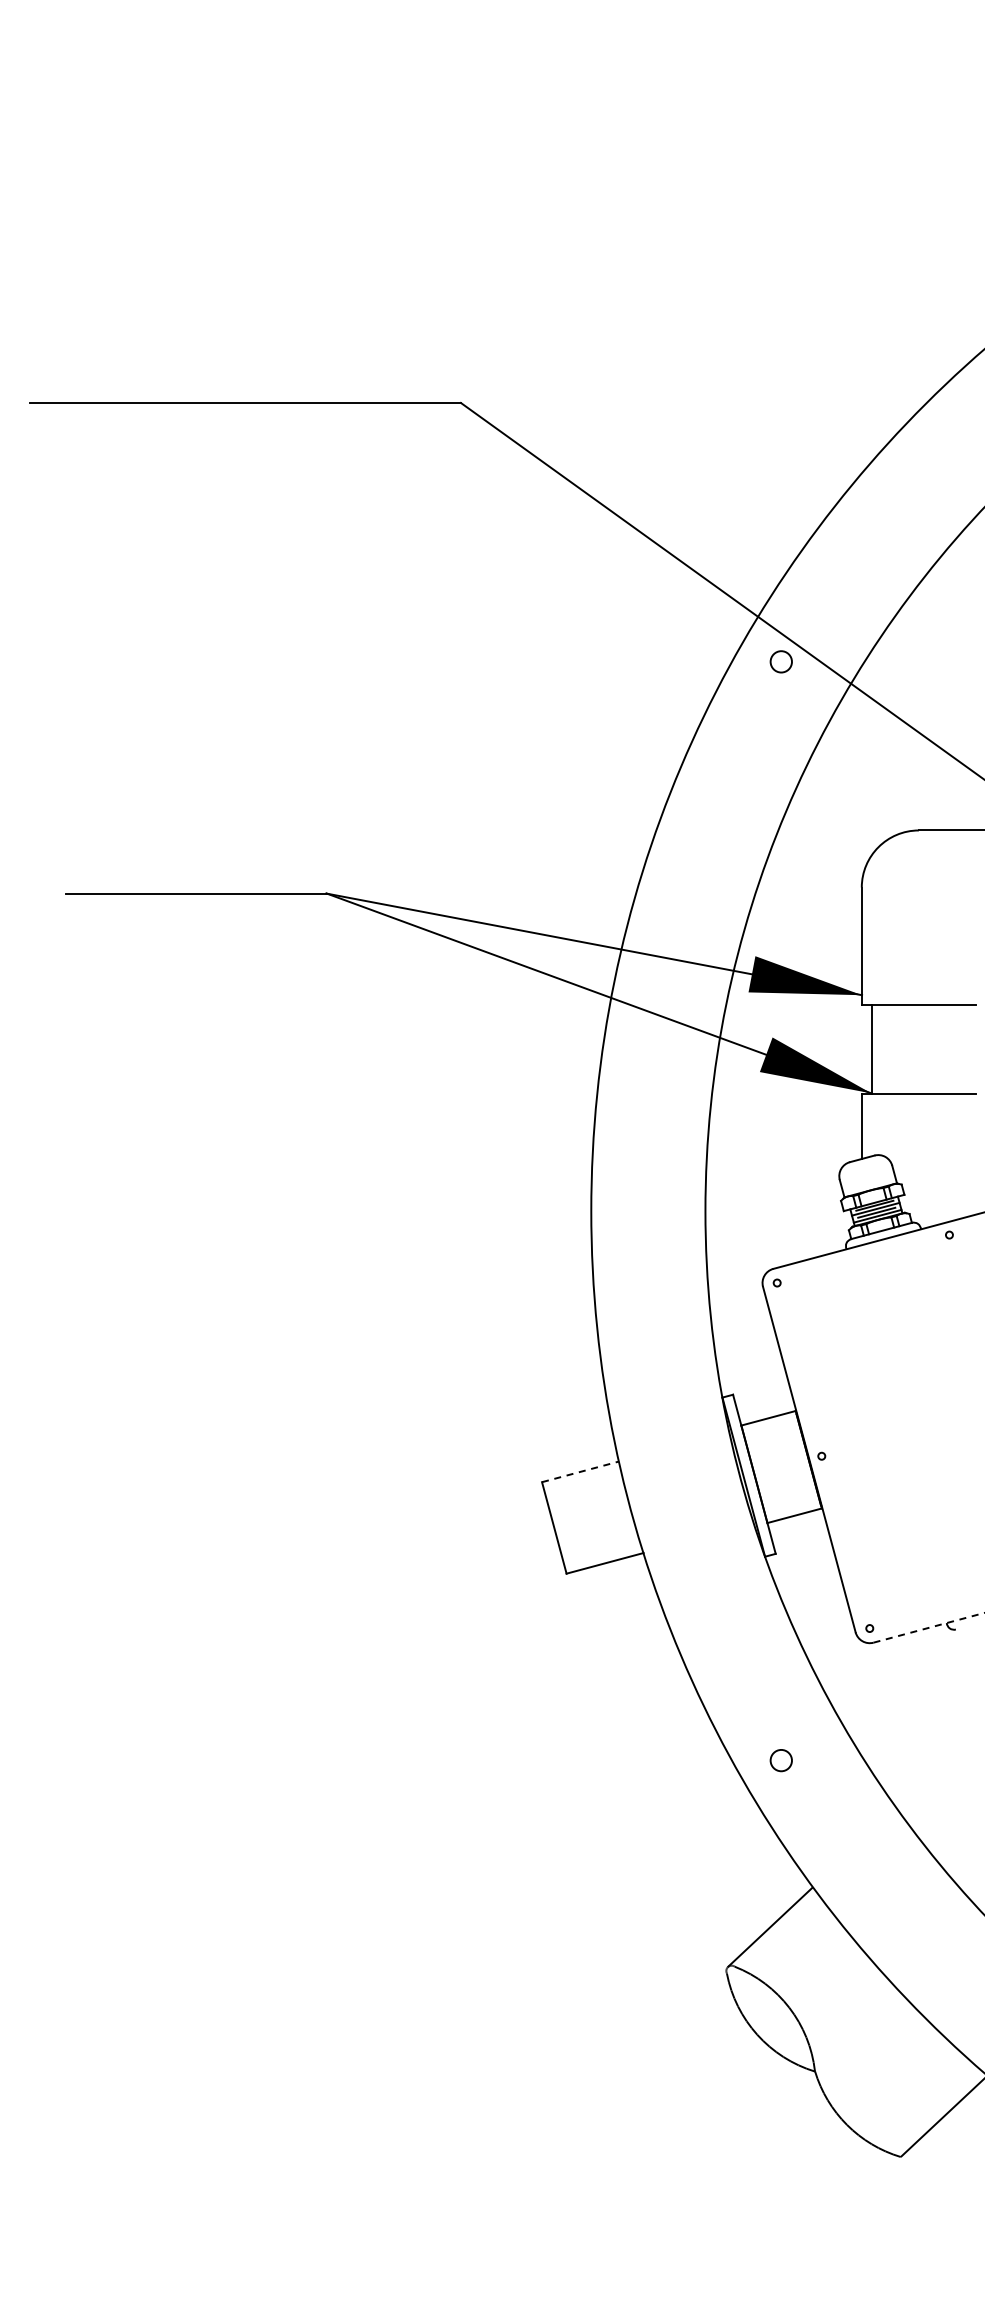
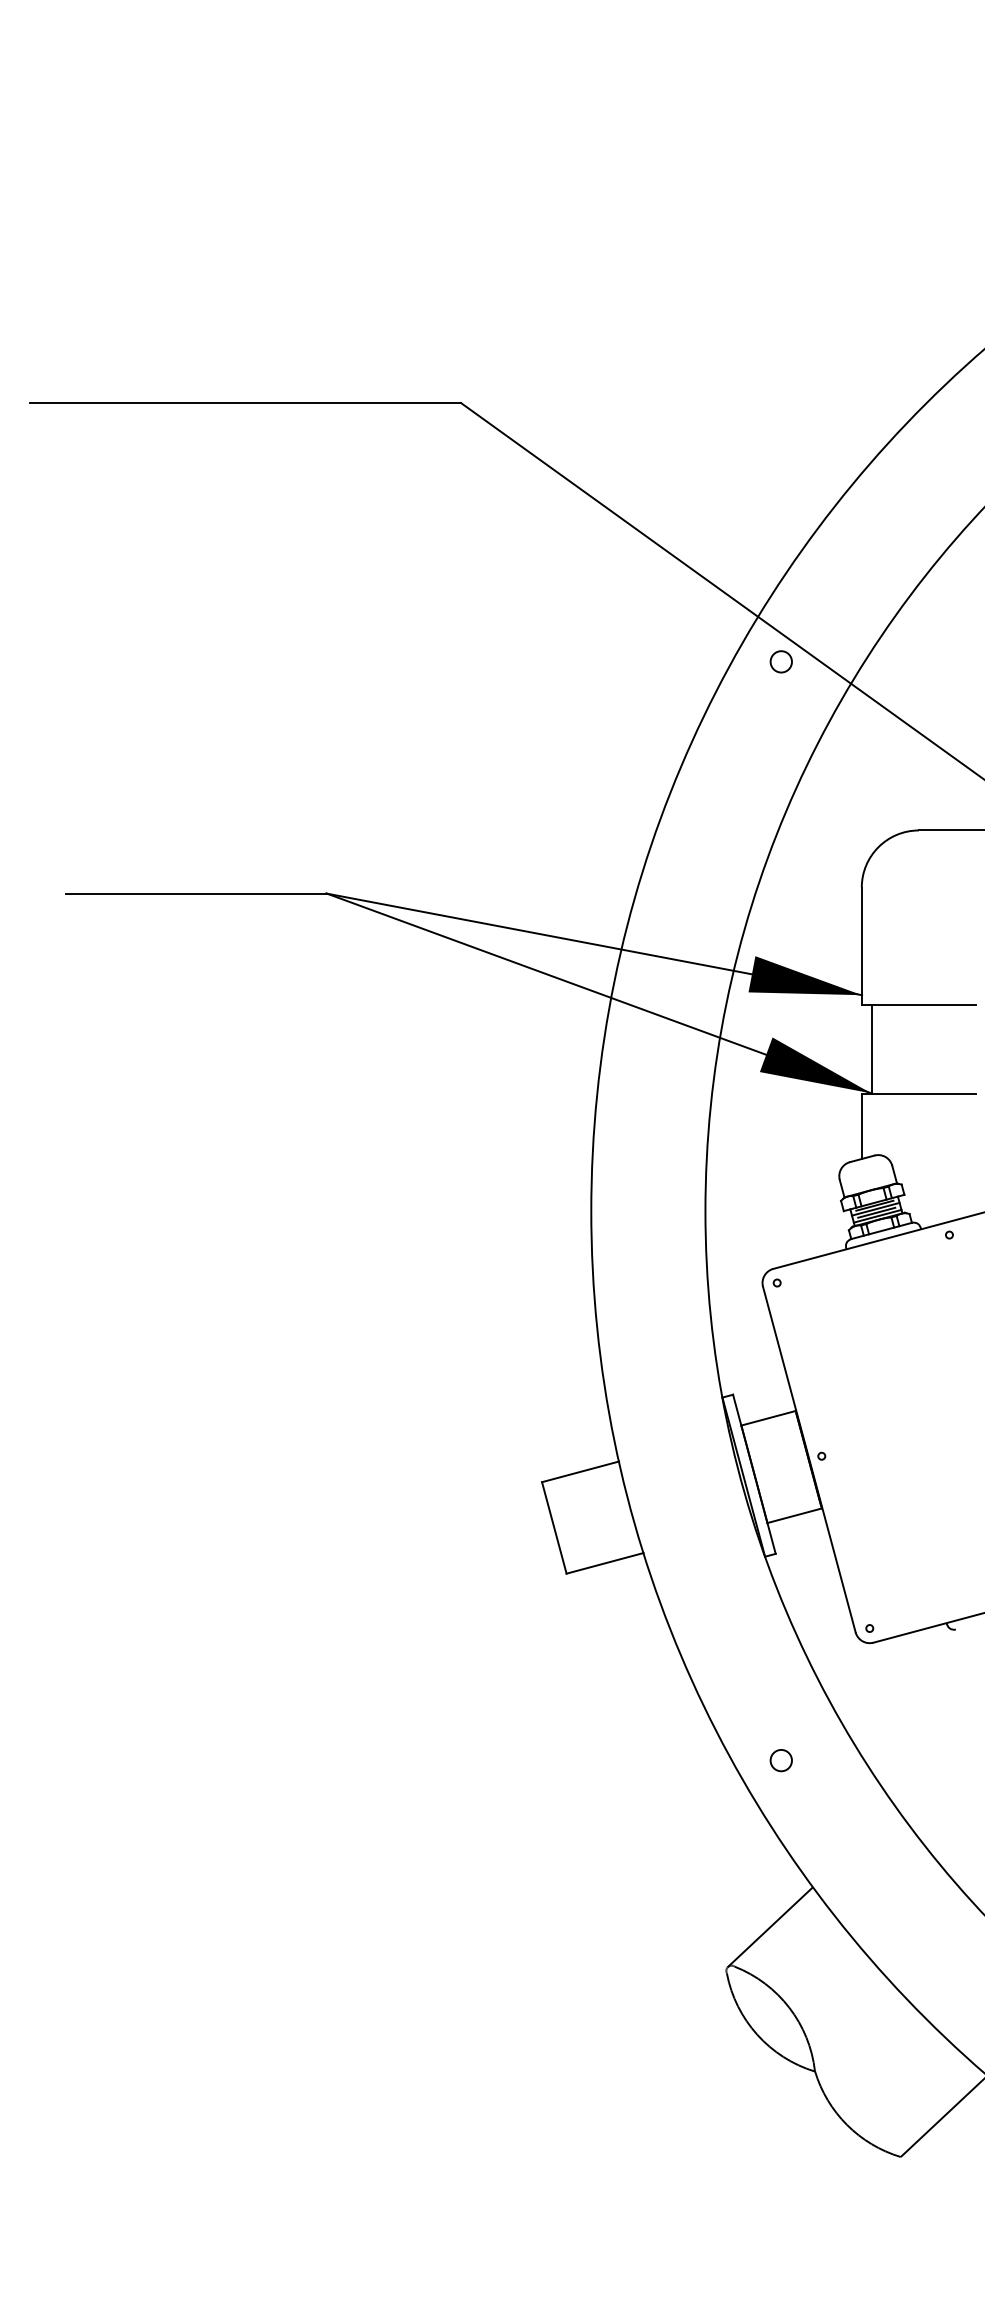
line: dashed -> solid (580, 1471)
line: dashed -> solid (929, 1627)
